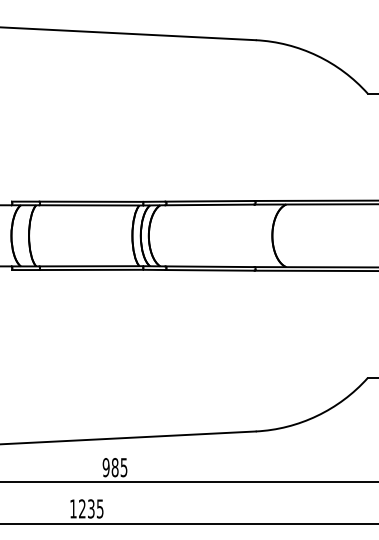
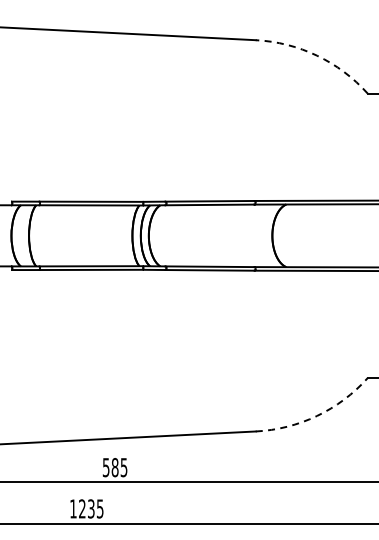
arc: solid -> dashed (317, 55)
arc: solid -> dashed (317, 415)
text: 985 -> 585 (105, 467)
